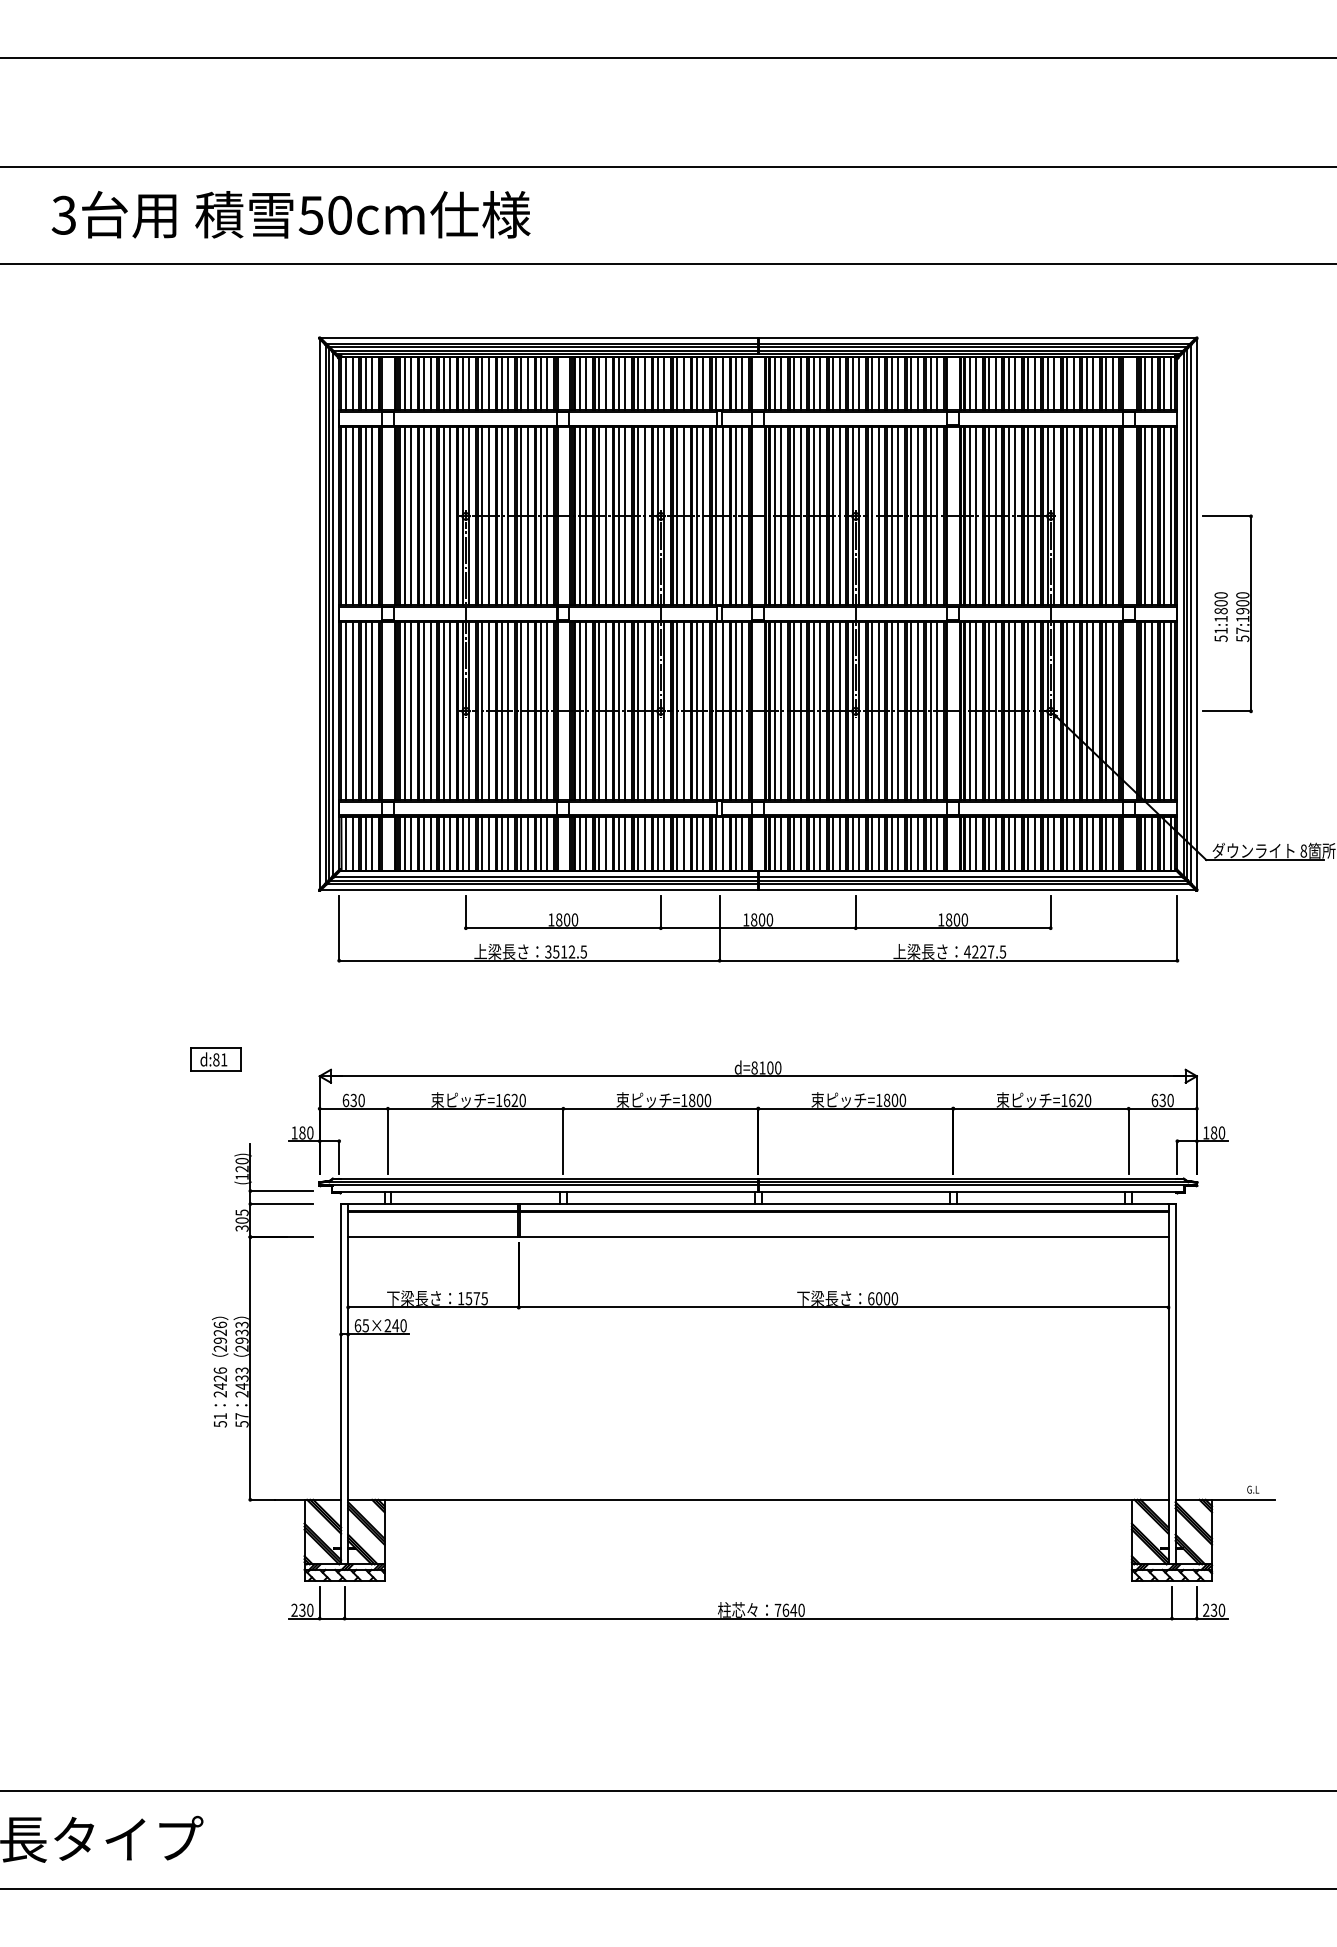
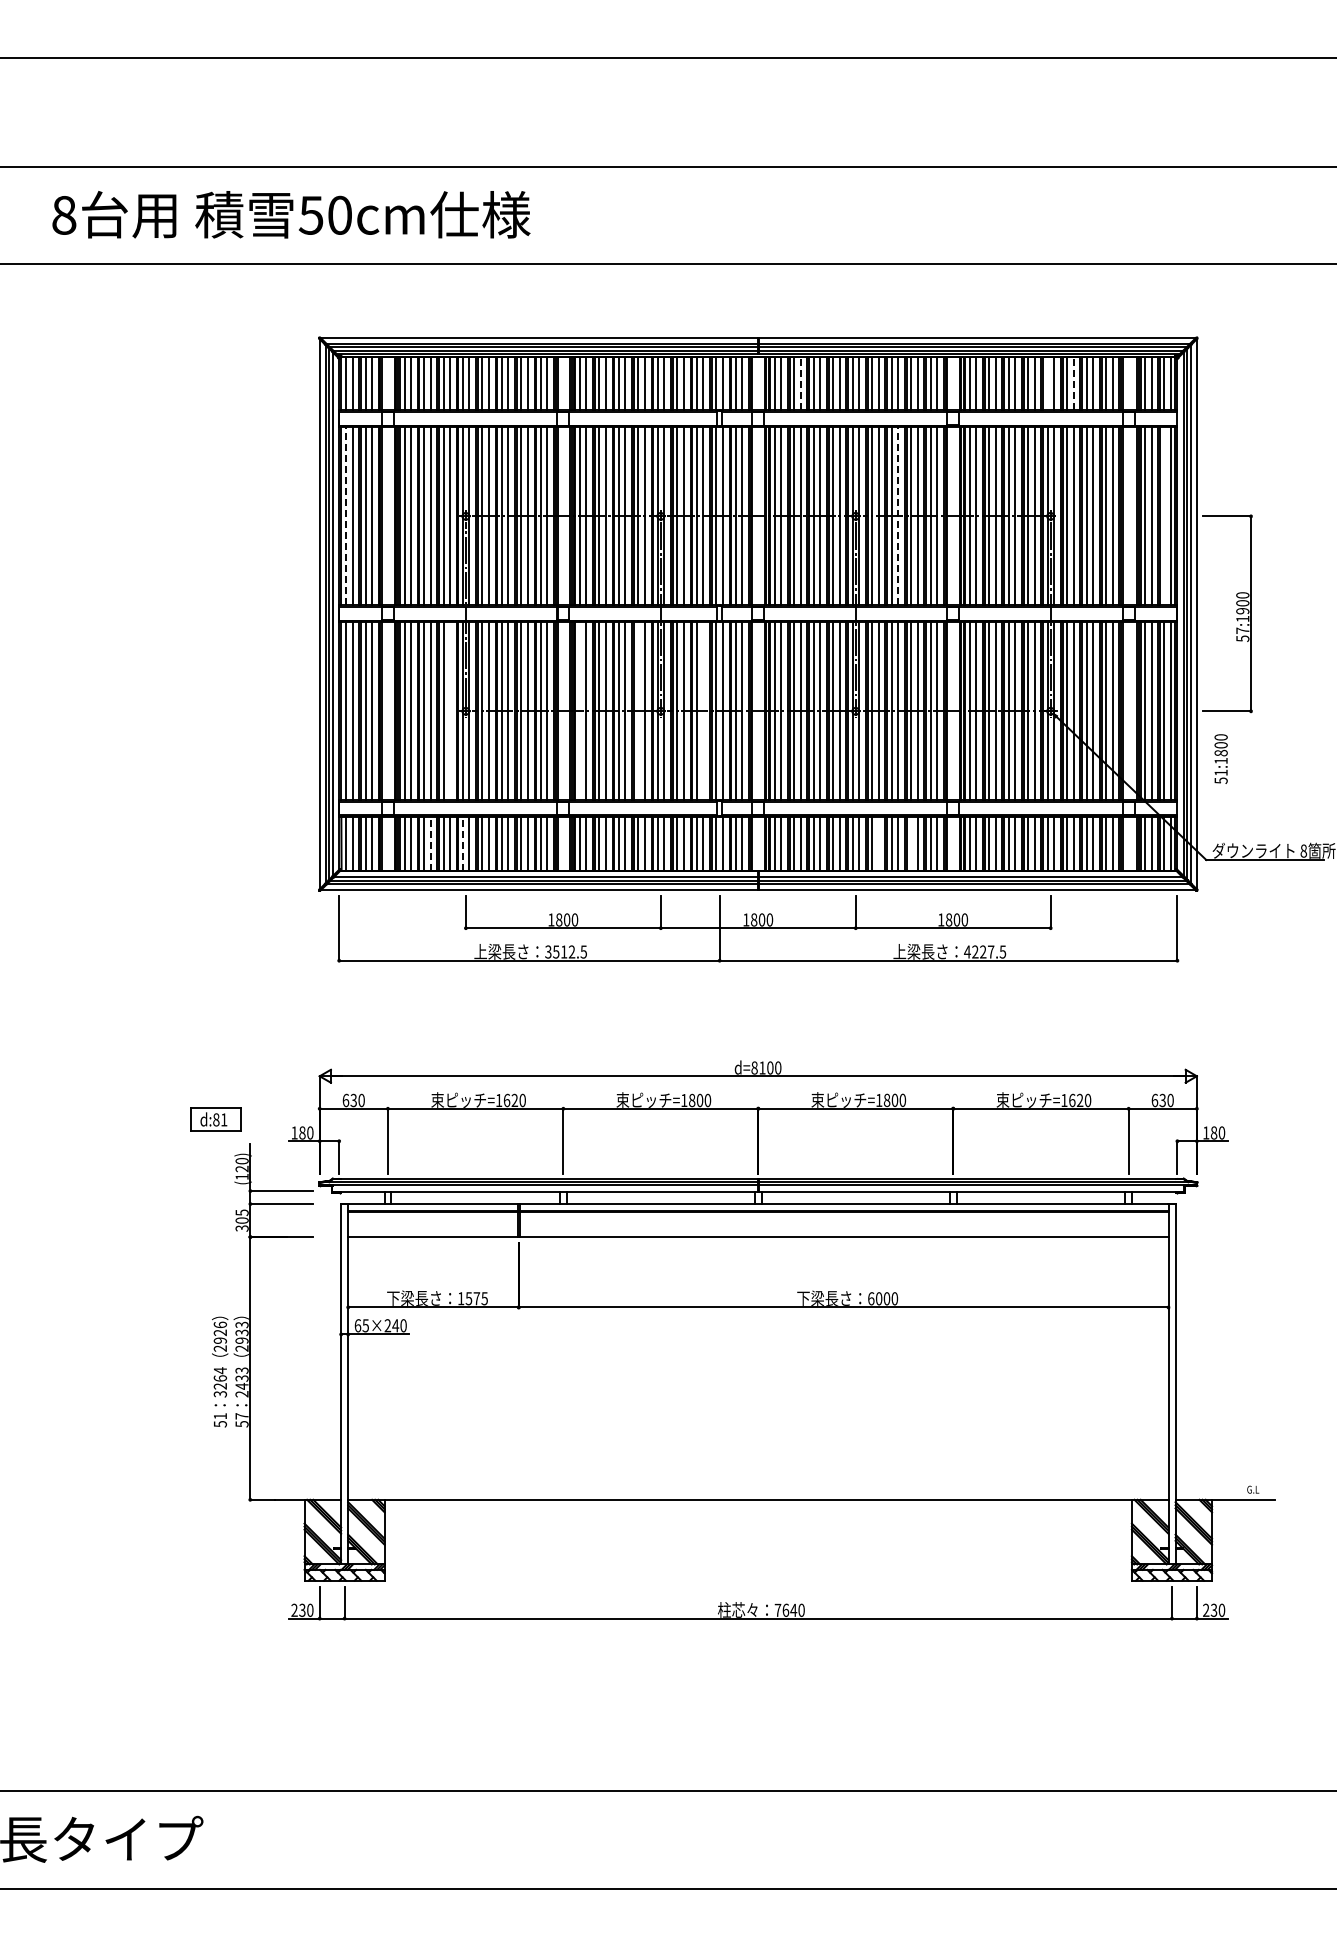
text: 3 -> 8 (63, 214)
line: solid -> dashed (800, 383)
line: present -> none (1047, 383)
line: solid -> dashed (1073, 383)
line: solid -> dashed (346, 515)
line: solid -> dashed (898, 515)
line: present -> none (1164, 516)
text position: (1220, 616) -> (1220, 758) (1220, 758)
line: present -> none (449, 711)
line: present -> none (579, 711)
line: present -> none (638, 711)
line: present -> none (703, 711)
line: solid -> dashed (430, 843)
line: solid -> dashed (462, 843)
line: present -> none (878, 843)
line: present -> none (911, 843)
part position: (215, 1059) -> (215, 1119) (215, 1119)
text: 2426 -> 3264 (220, 1382)
